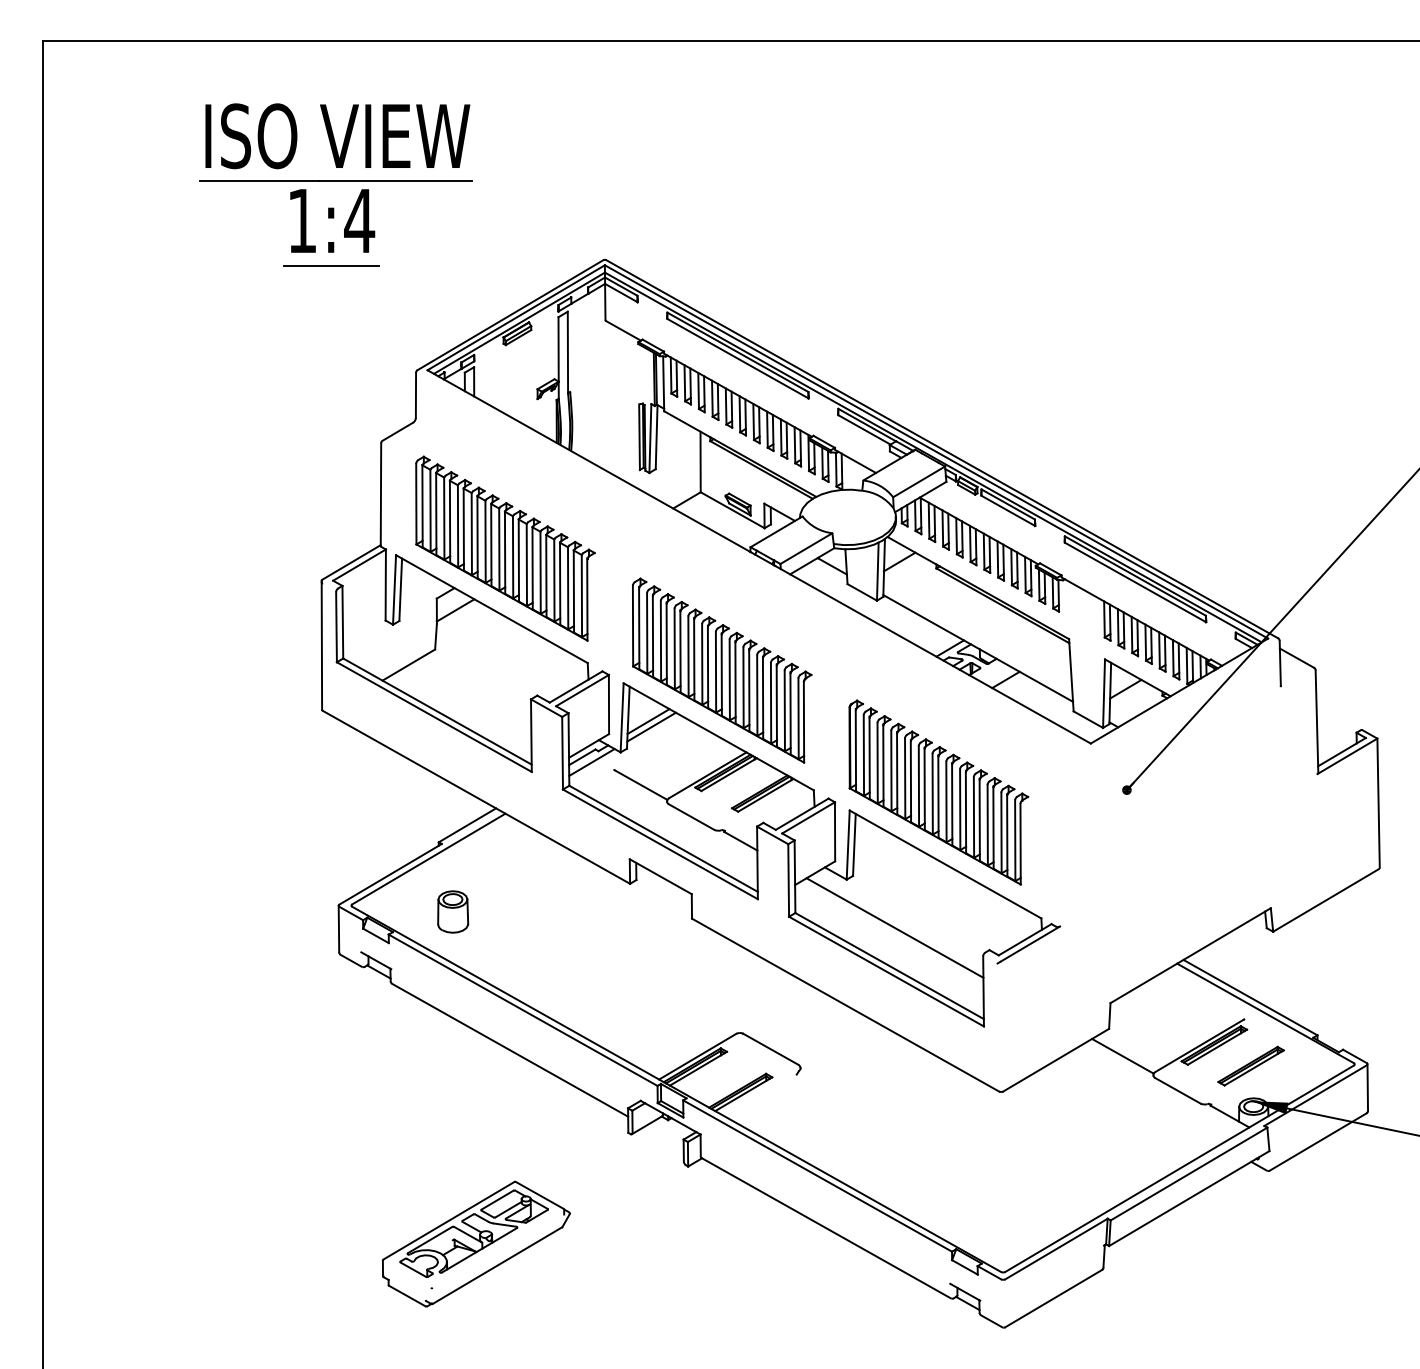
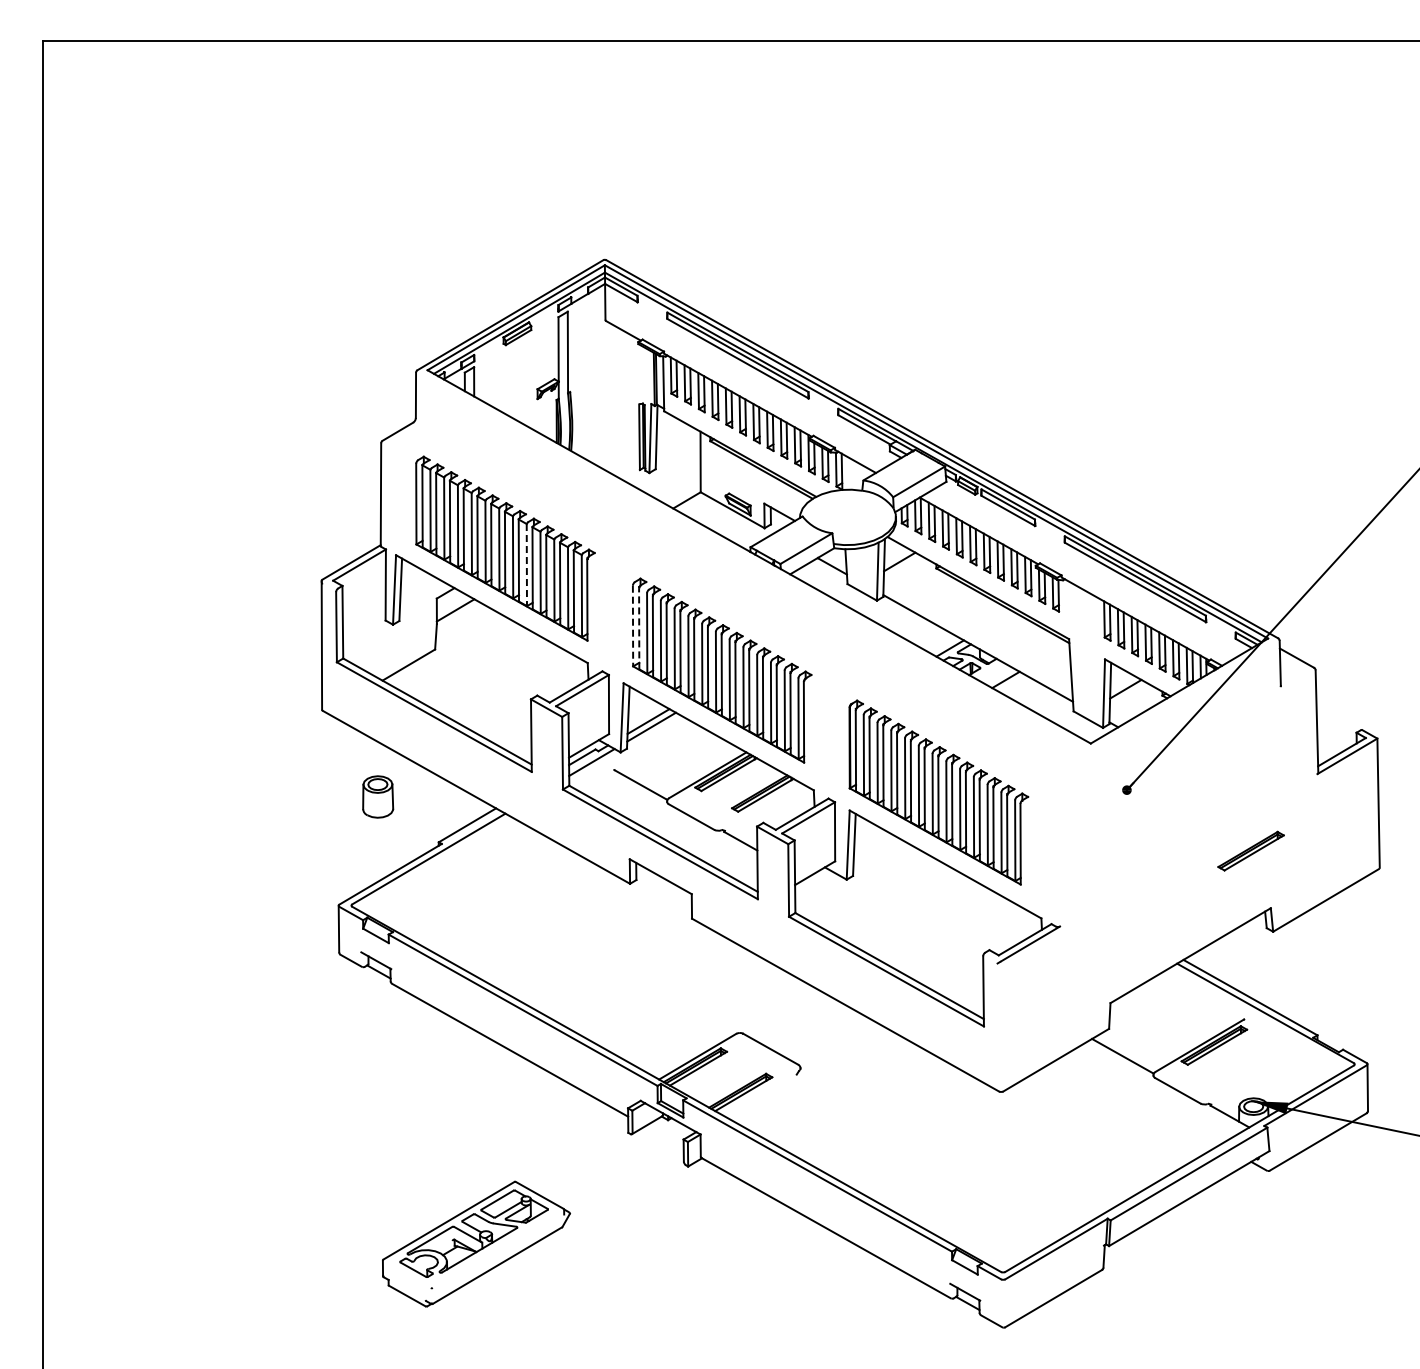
part: present -> none (335, 184)
line: solid -> dashed (526, 565)
line: solid -> dashed (633, 626)
line: solid -> dashed (639, 628)
part position: (453, 911) -> (378, 796) (378, 796)
line: present -> none (894, 927)
part position: (1250, 1065) -> (1250, 850) (1250, 850)
